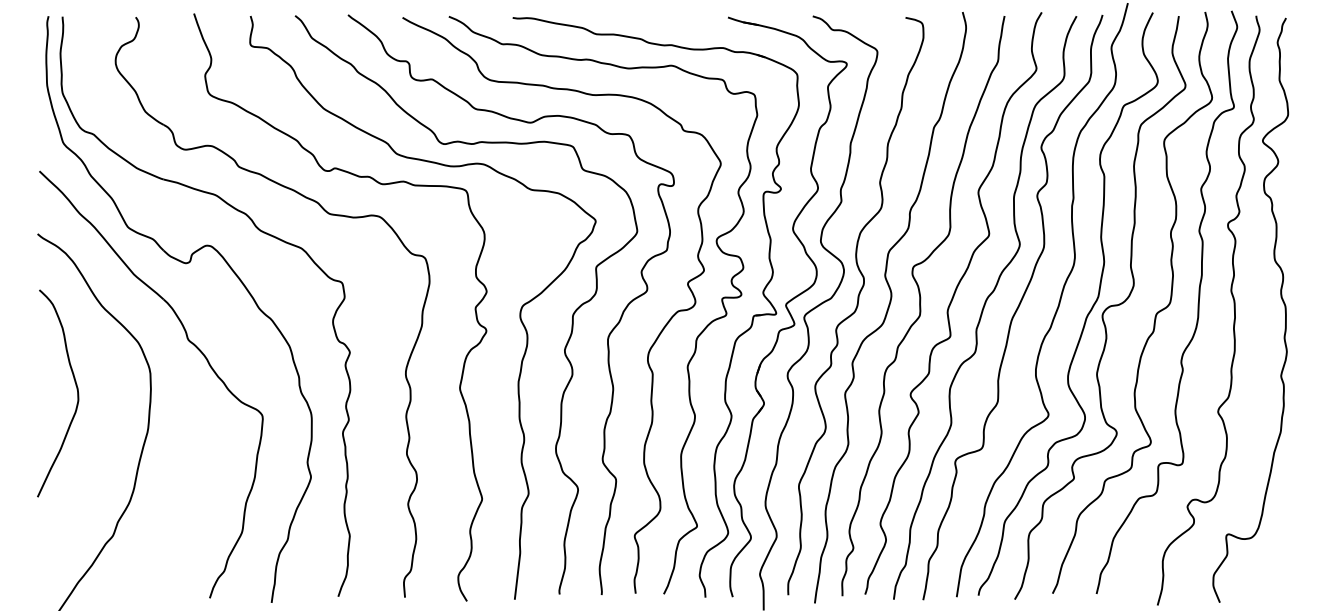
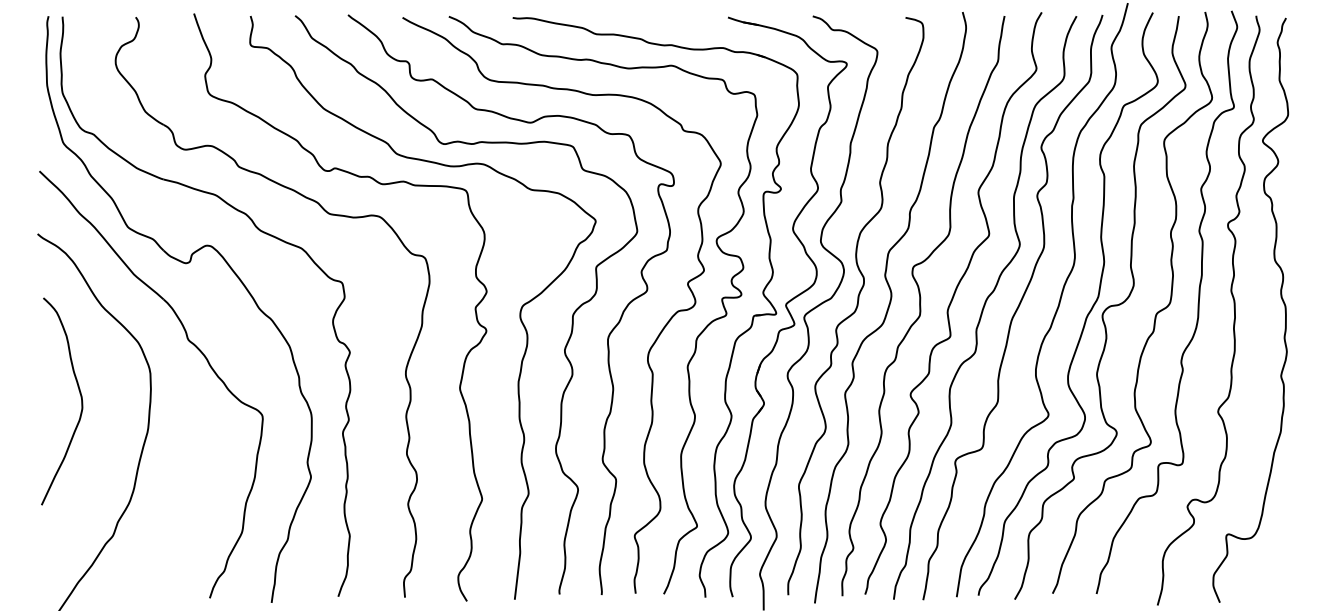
curve position: (76, 389) -> (80, 397) (80, 397)
